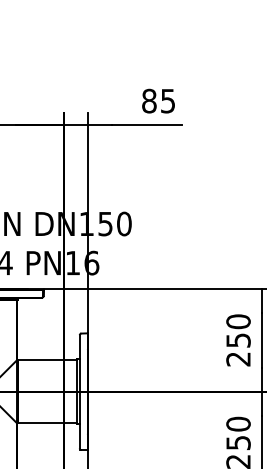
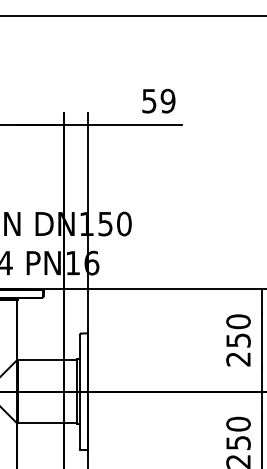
line: none -> present (132, 16)
text: 85 -> 59 (158, 100)
